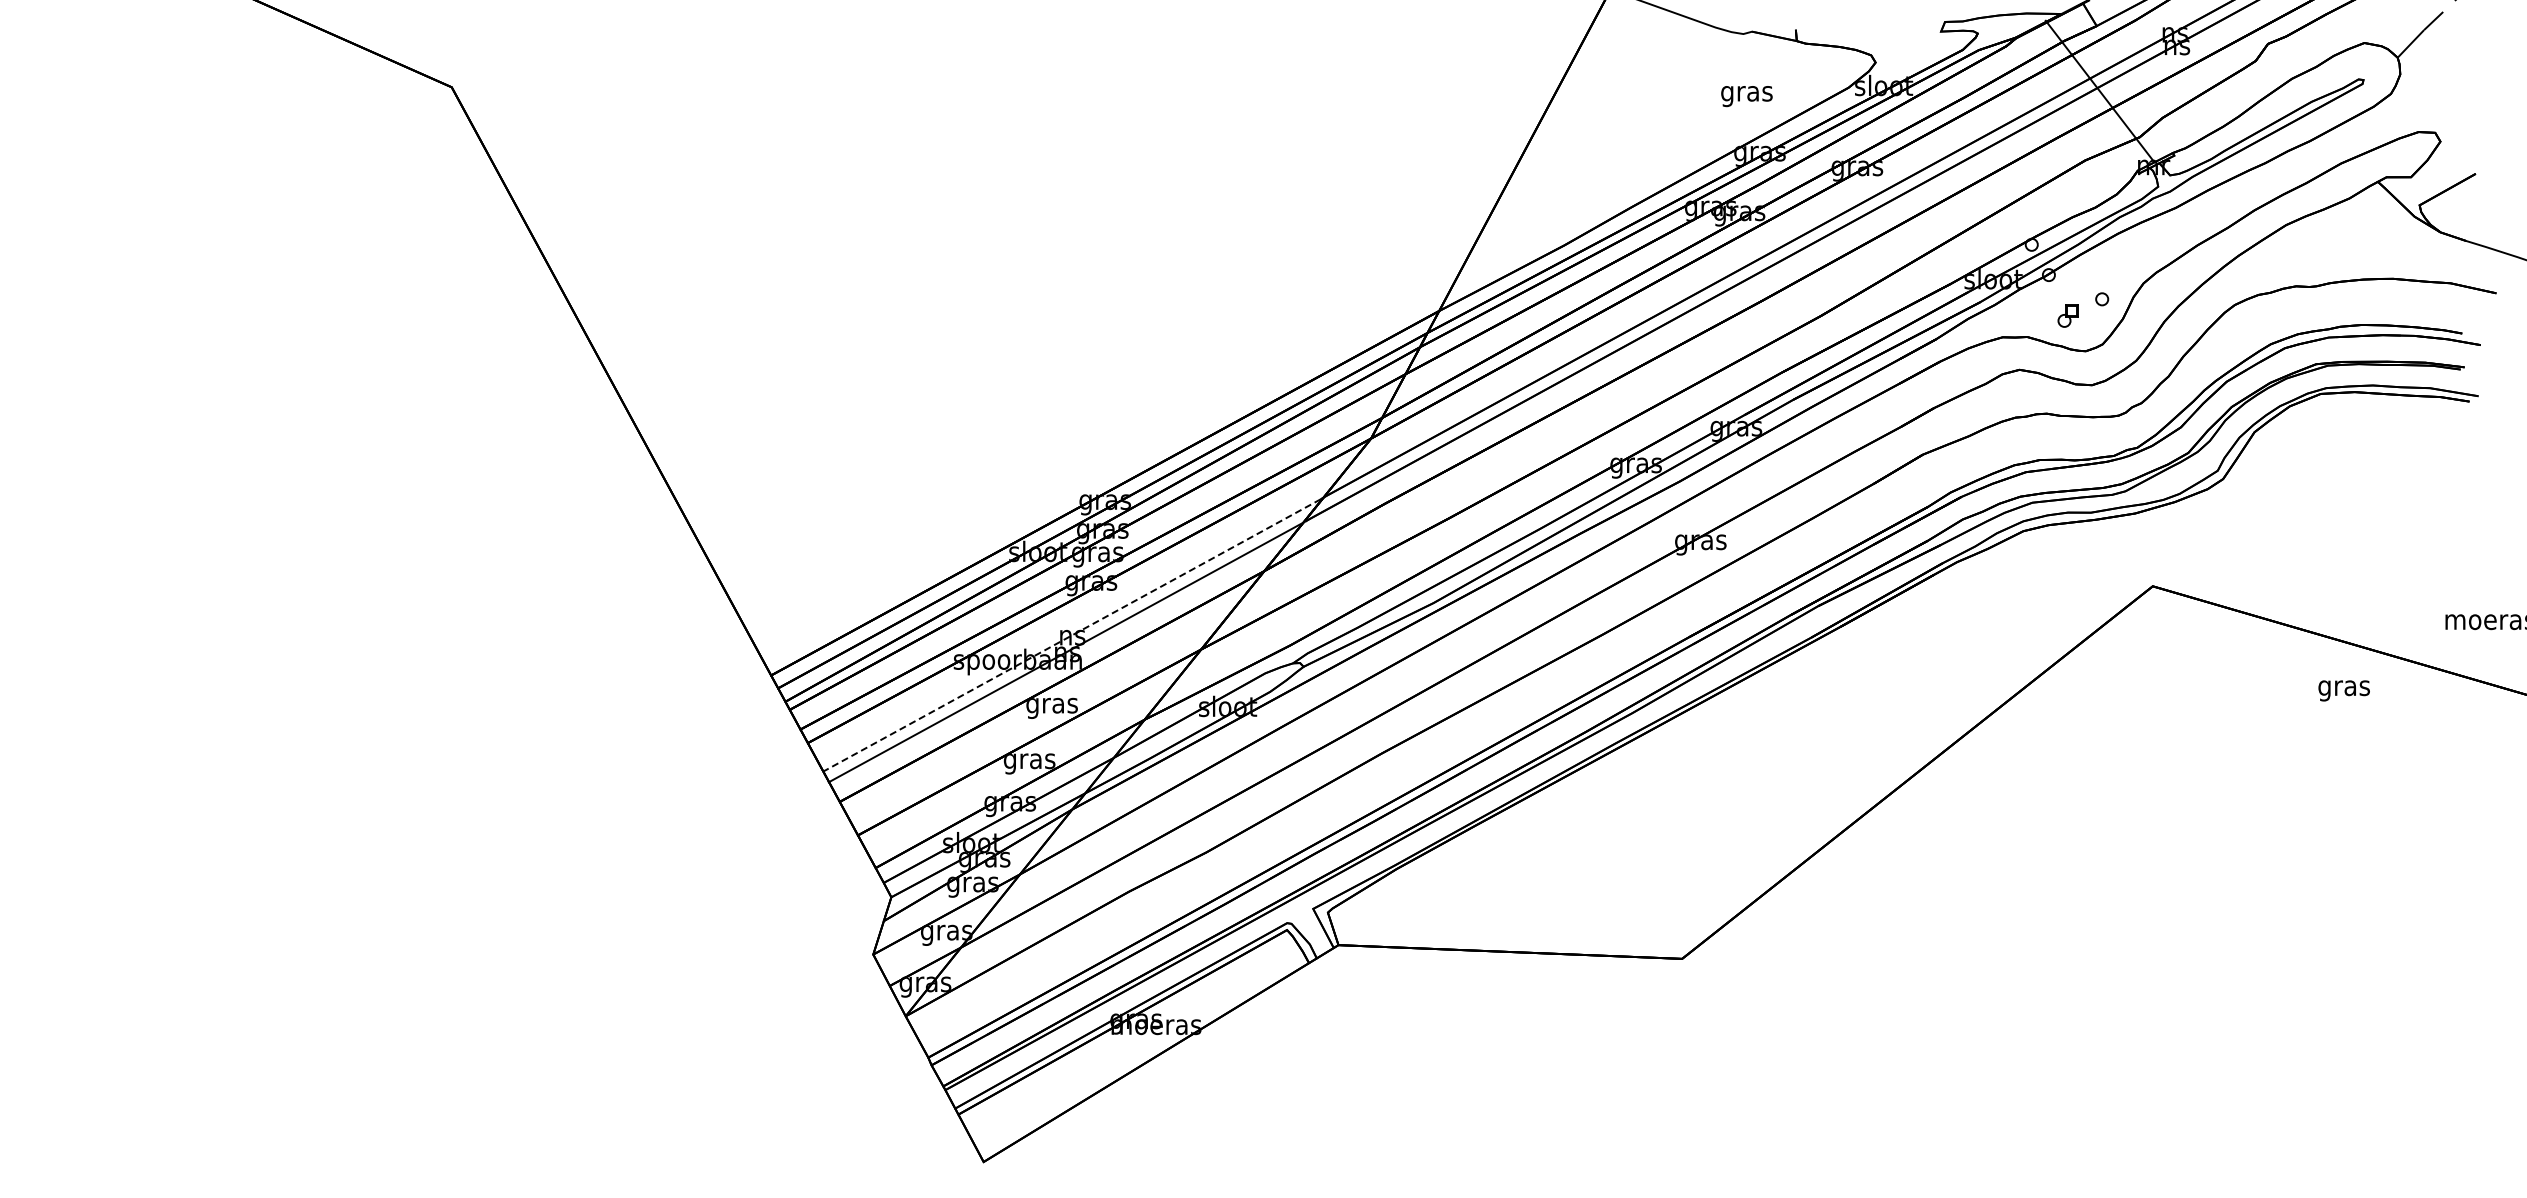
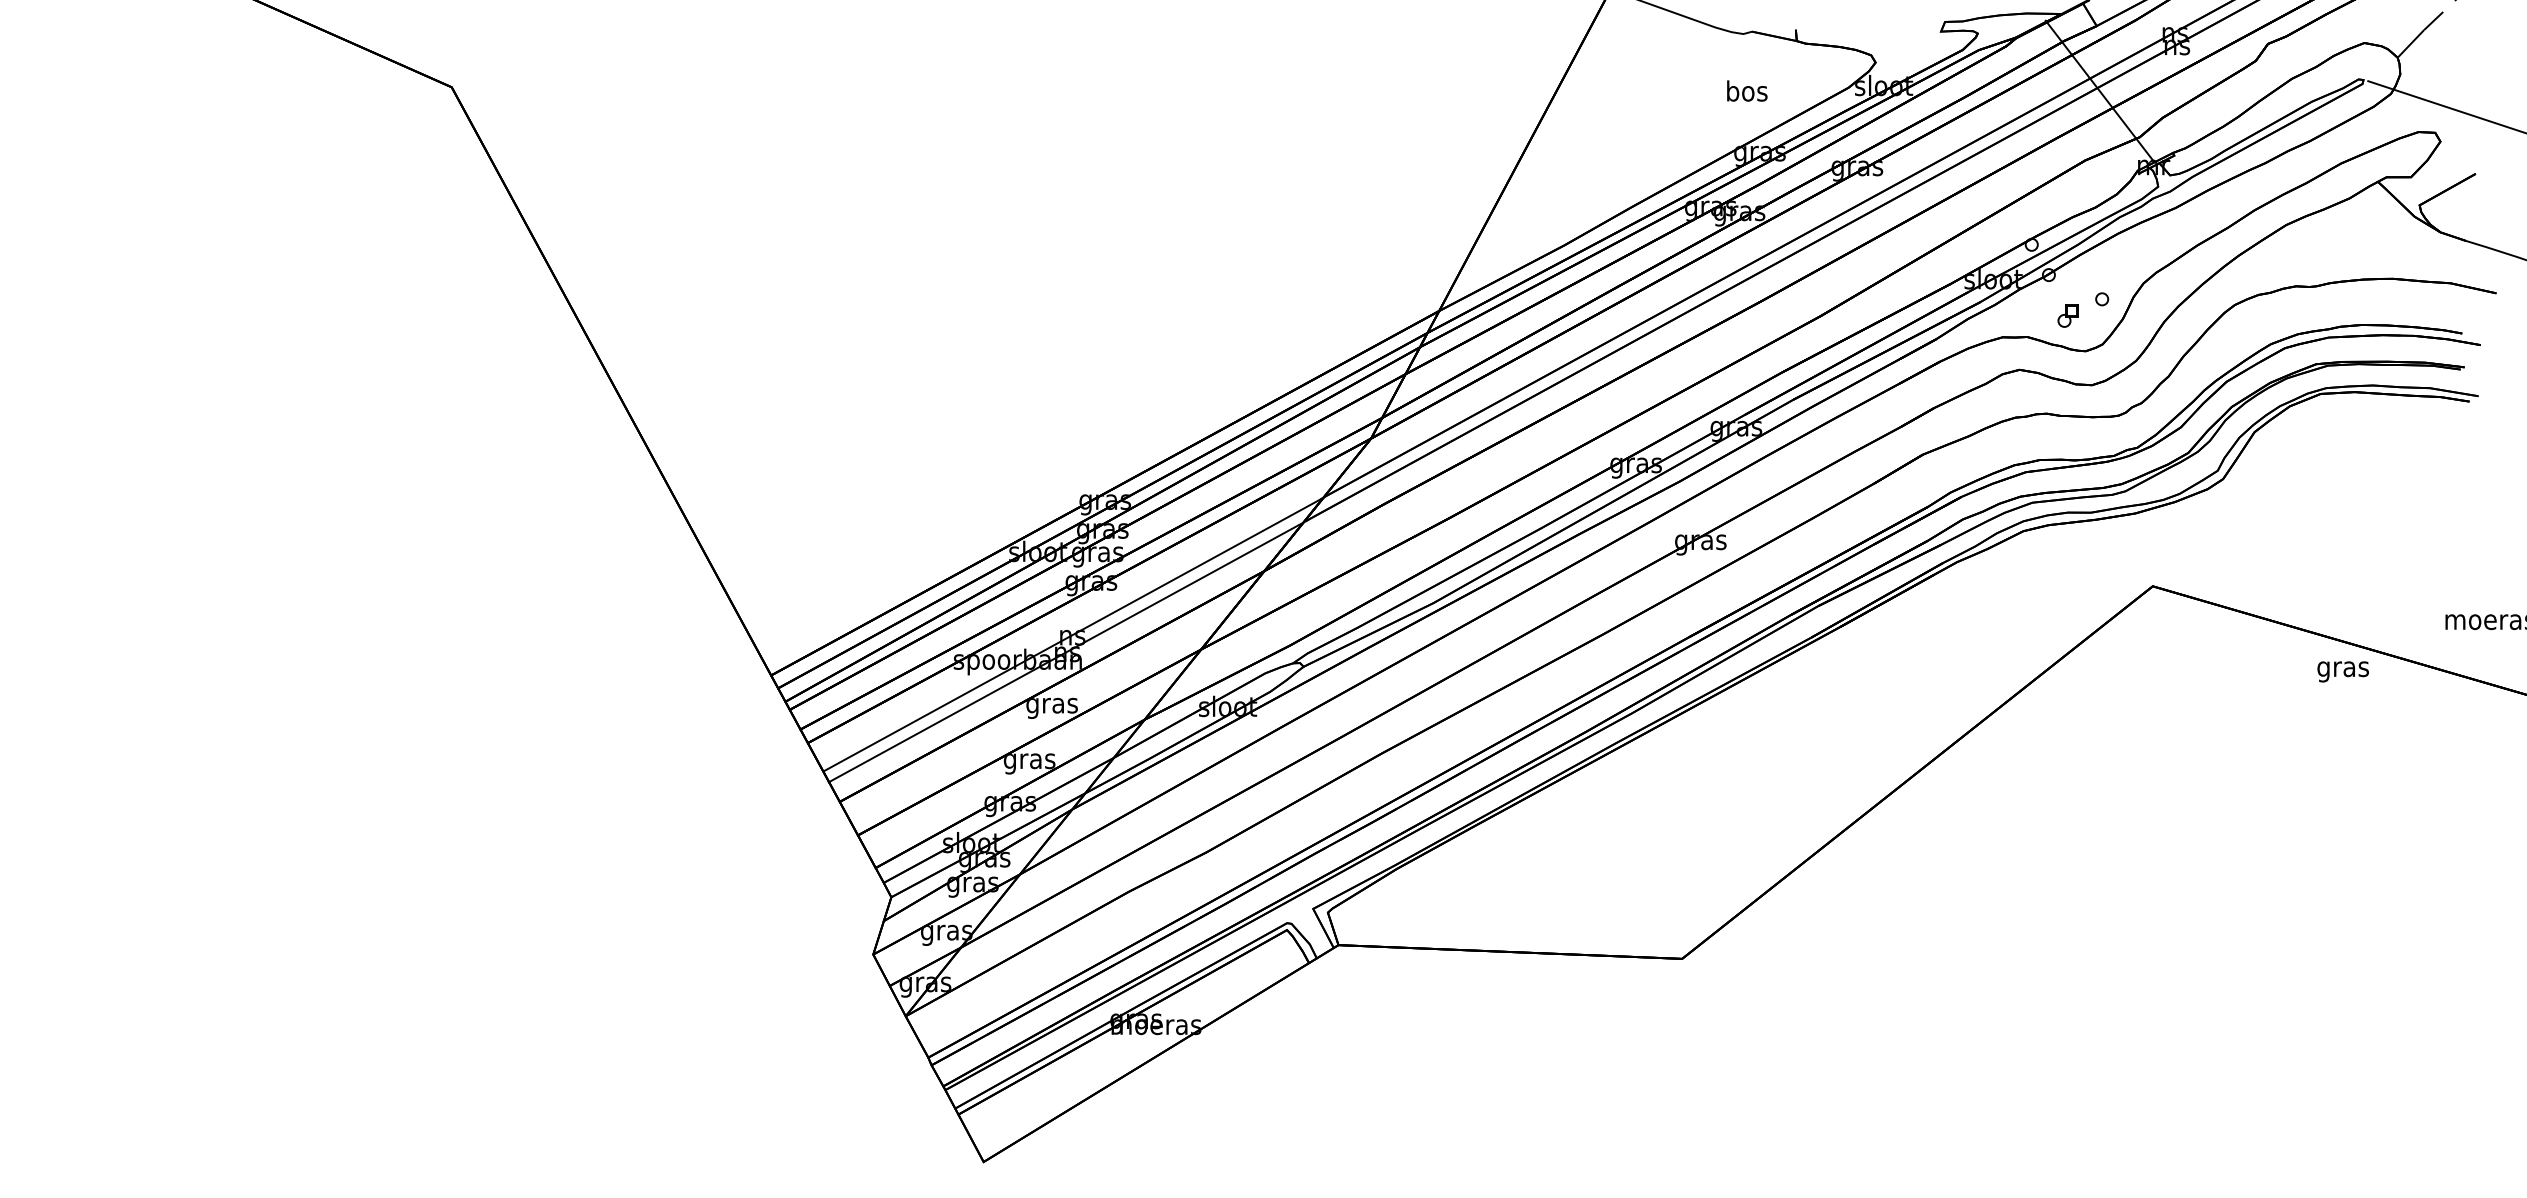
text: gras -> bos (1746, 93)
line: none -> present (2445, 106)
line: dashed -> solid (1071, 635)
text position: (2343, 690) -> (2342, 671) (2342, 671)
